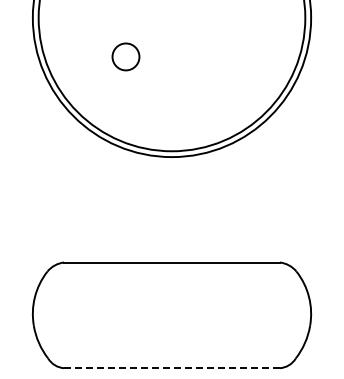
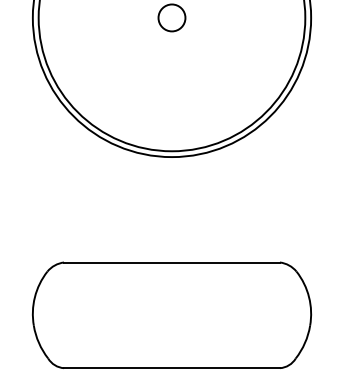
circle position: (125, 56) -> (171, 17) (171, 17)
line: dashed -> solid (171, 368)
